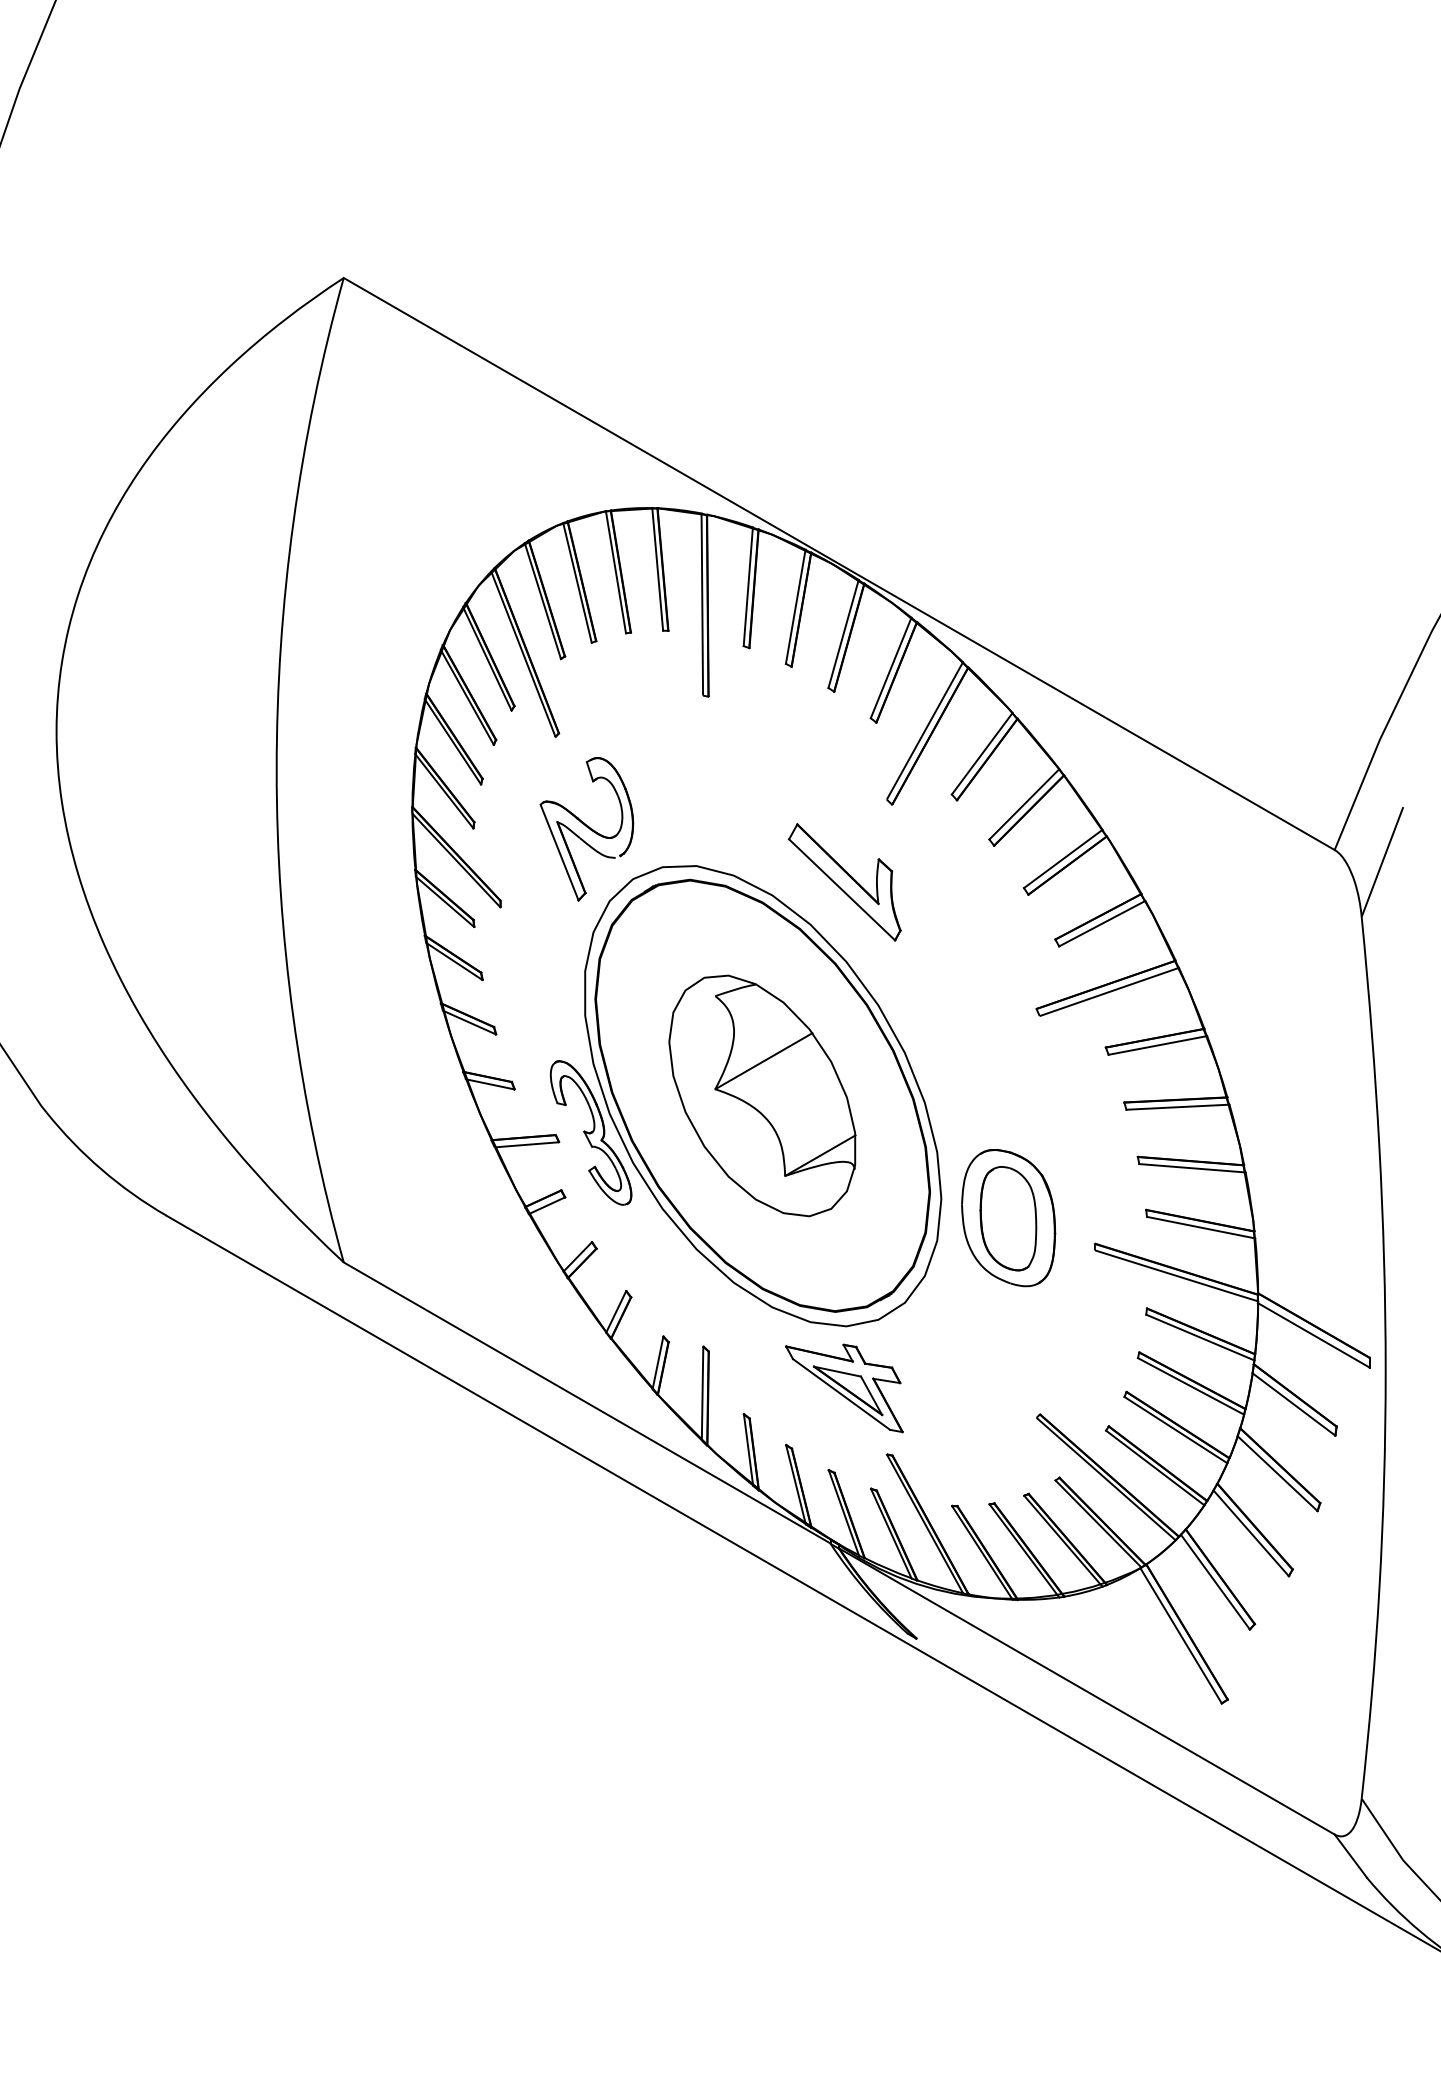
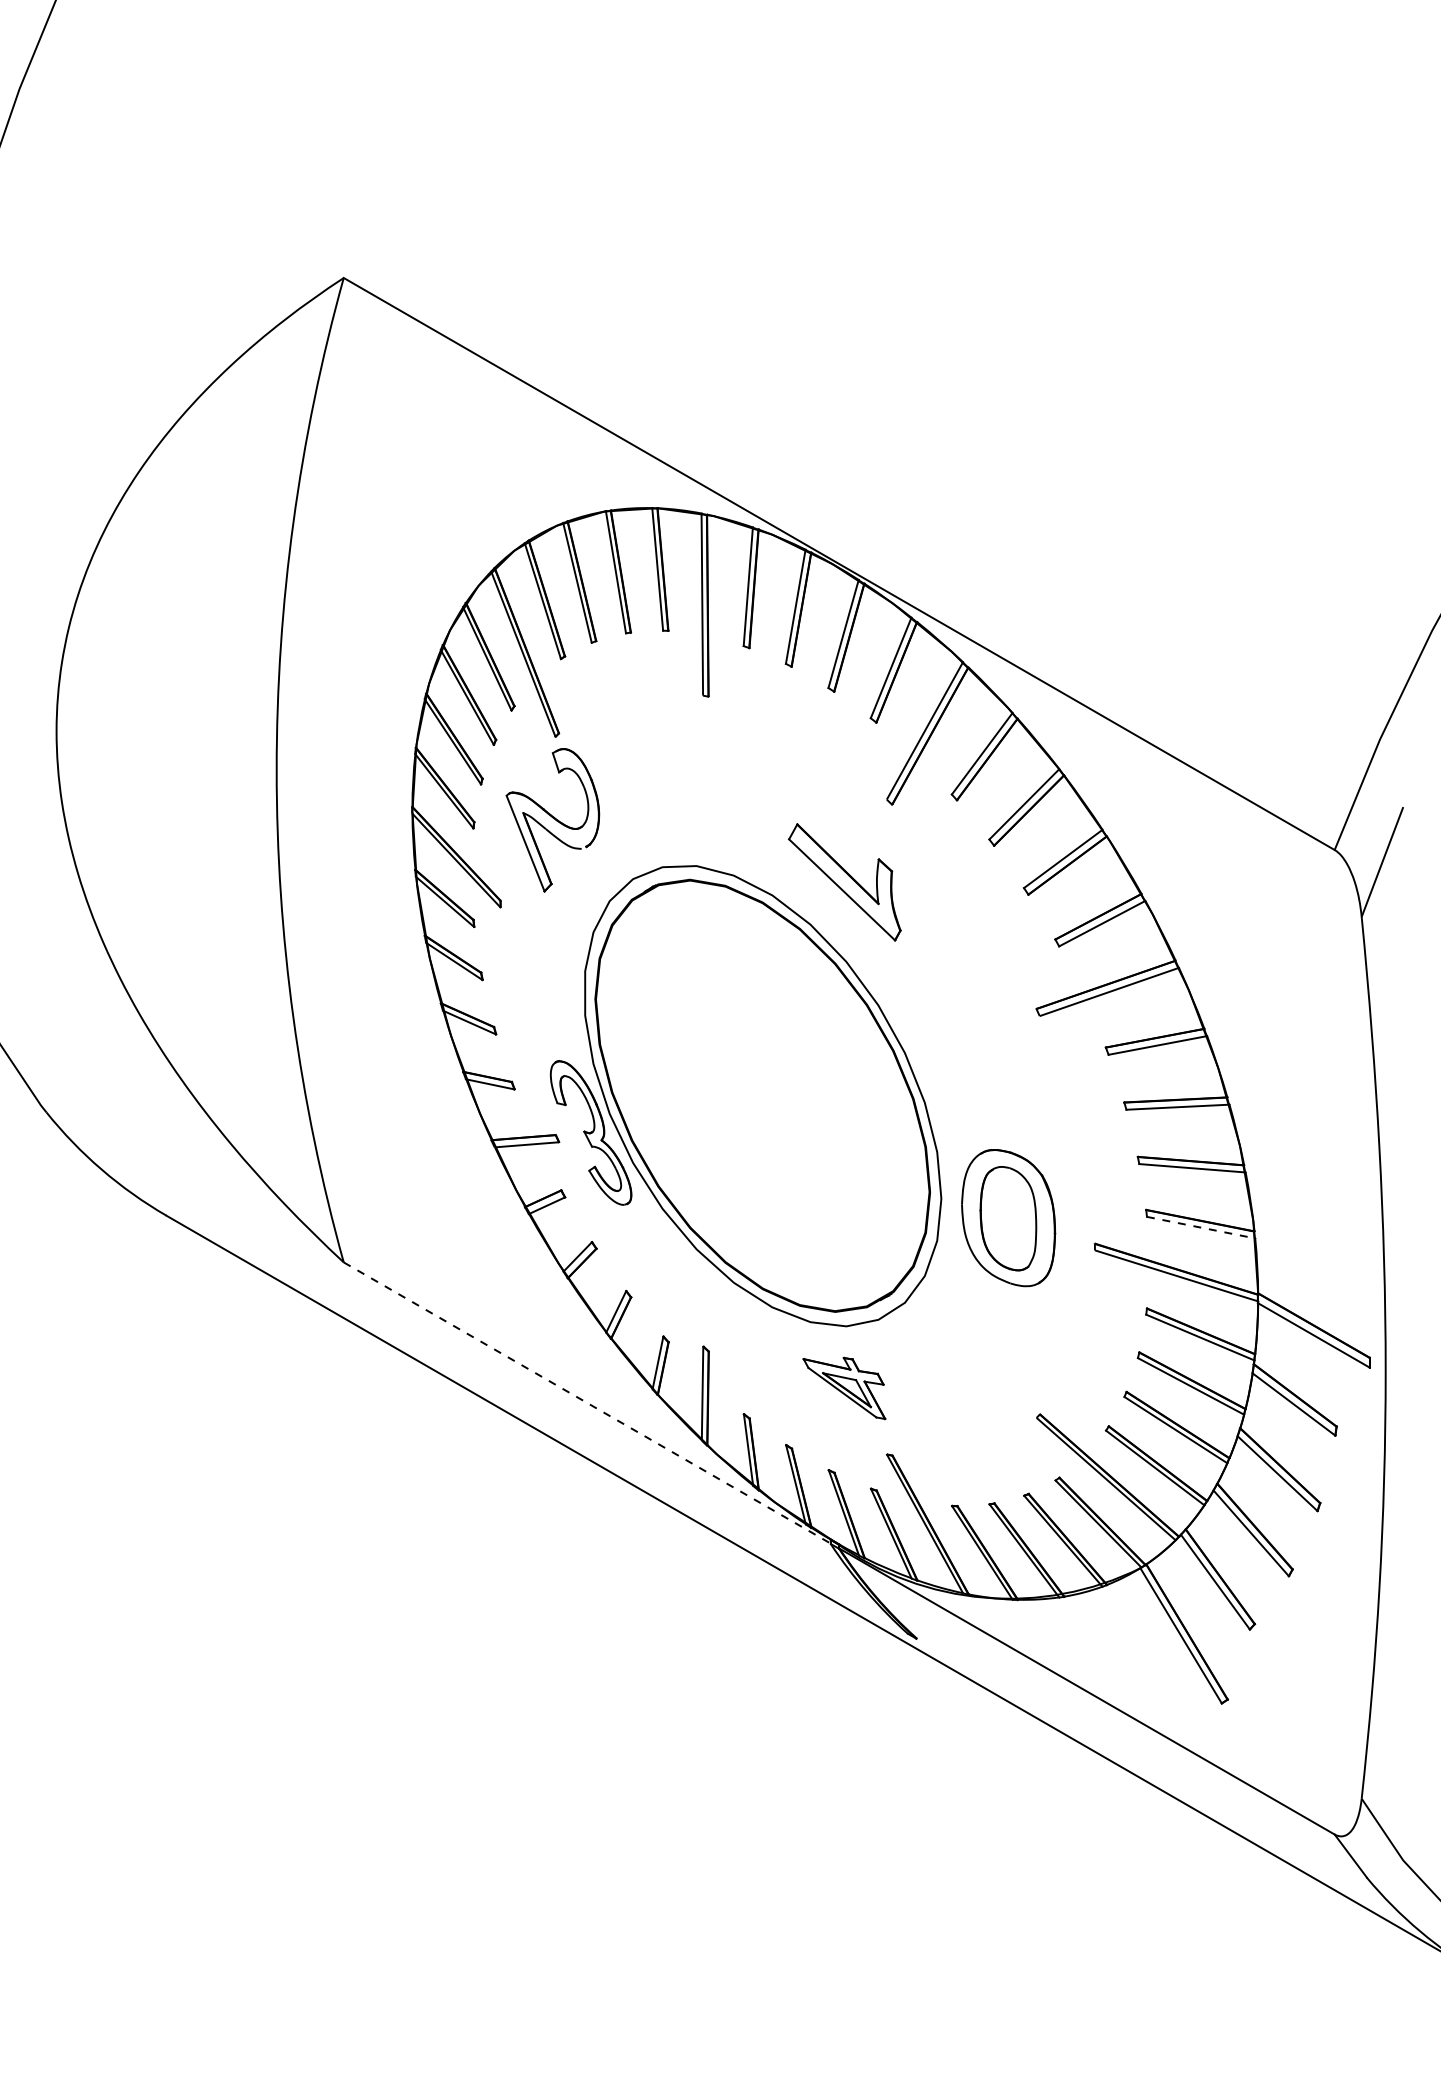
part position: (586, 829) -> (552, 820) (552, 820)
part: present -> none (762, 1095)
line: solid -> dashed (1201, 1227)
part size: 119x91 px -> 85x65 px (844, 1388)
line: solid -> dashed (587, 1403)
